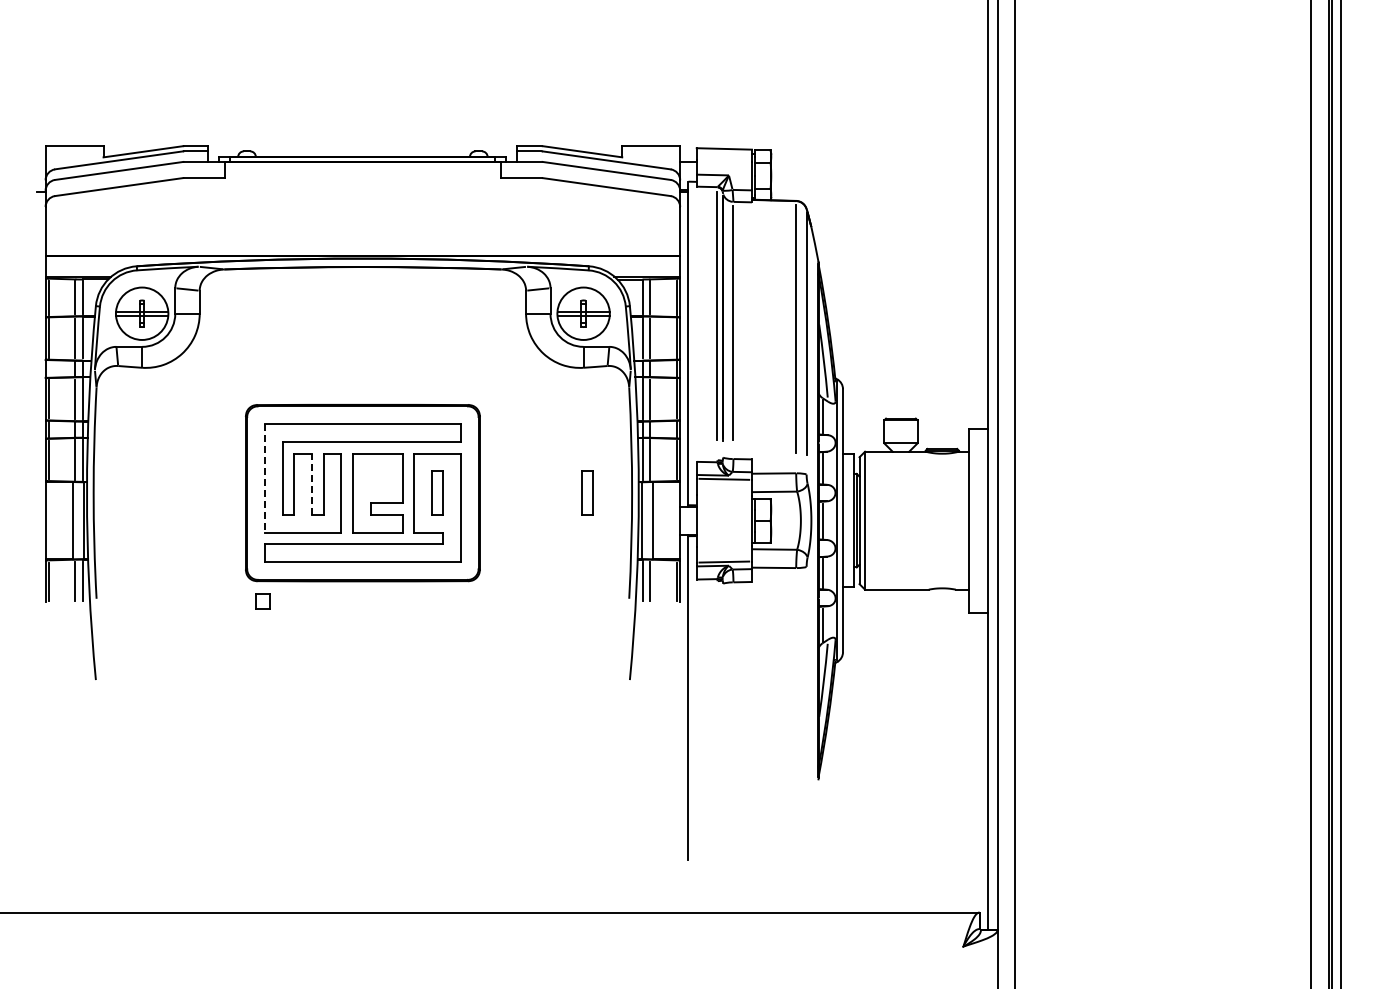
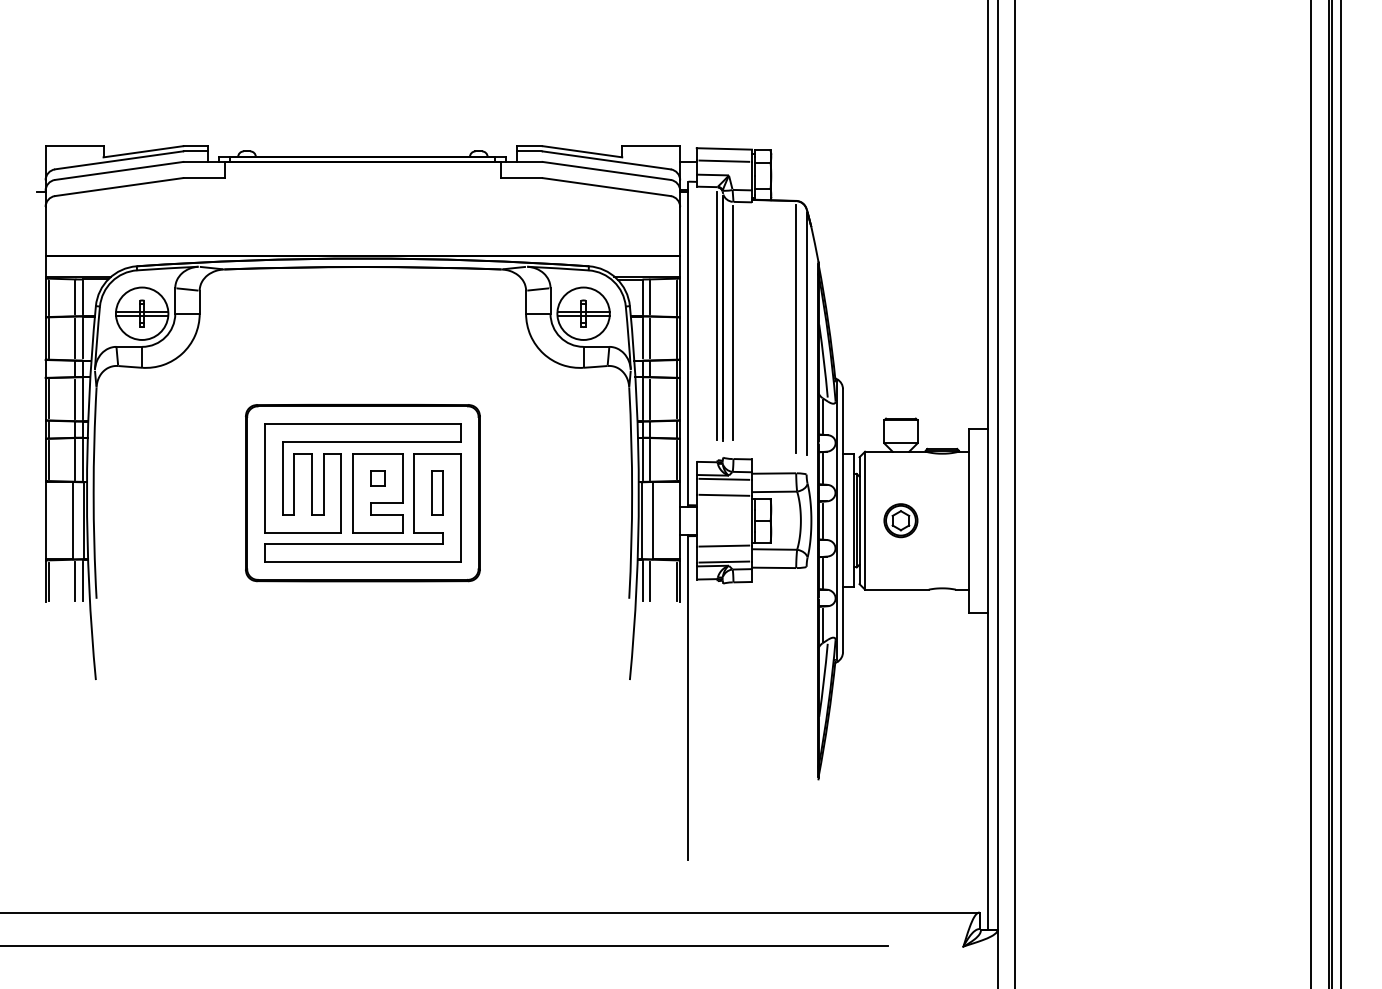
line: none -> present (724, 160)
line: dashed -> solid (264, 478)
line: dashed -> solid (311, 484)
part: present -> none (587, 492)
line: none -> present (724, 494)
part: none -> present (900, 520)
line: none -> present (724, 545)
part position: (262, 601) -> (377, 478) (377, 478)
line: none -> present (445, 945)
